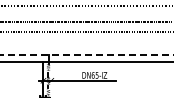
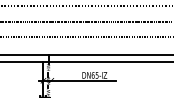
line position: (86, 31) -> (86, 36) (86, 36)
line: dashed -> solid (86, 55)
